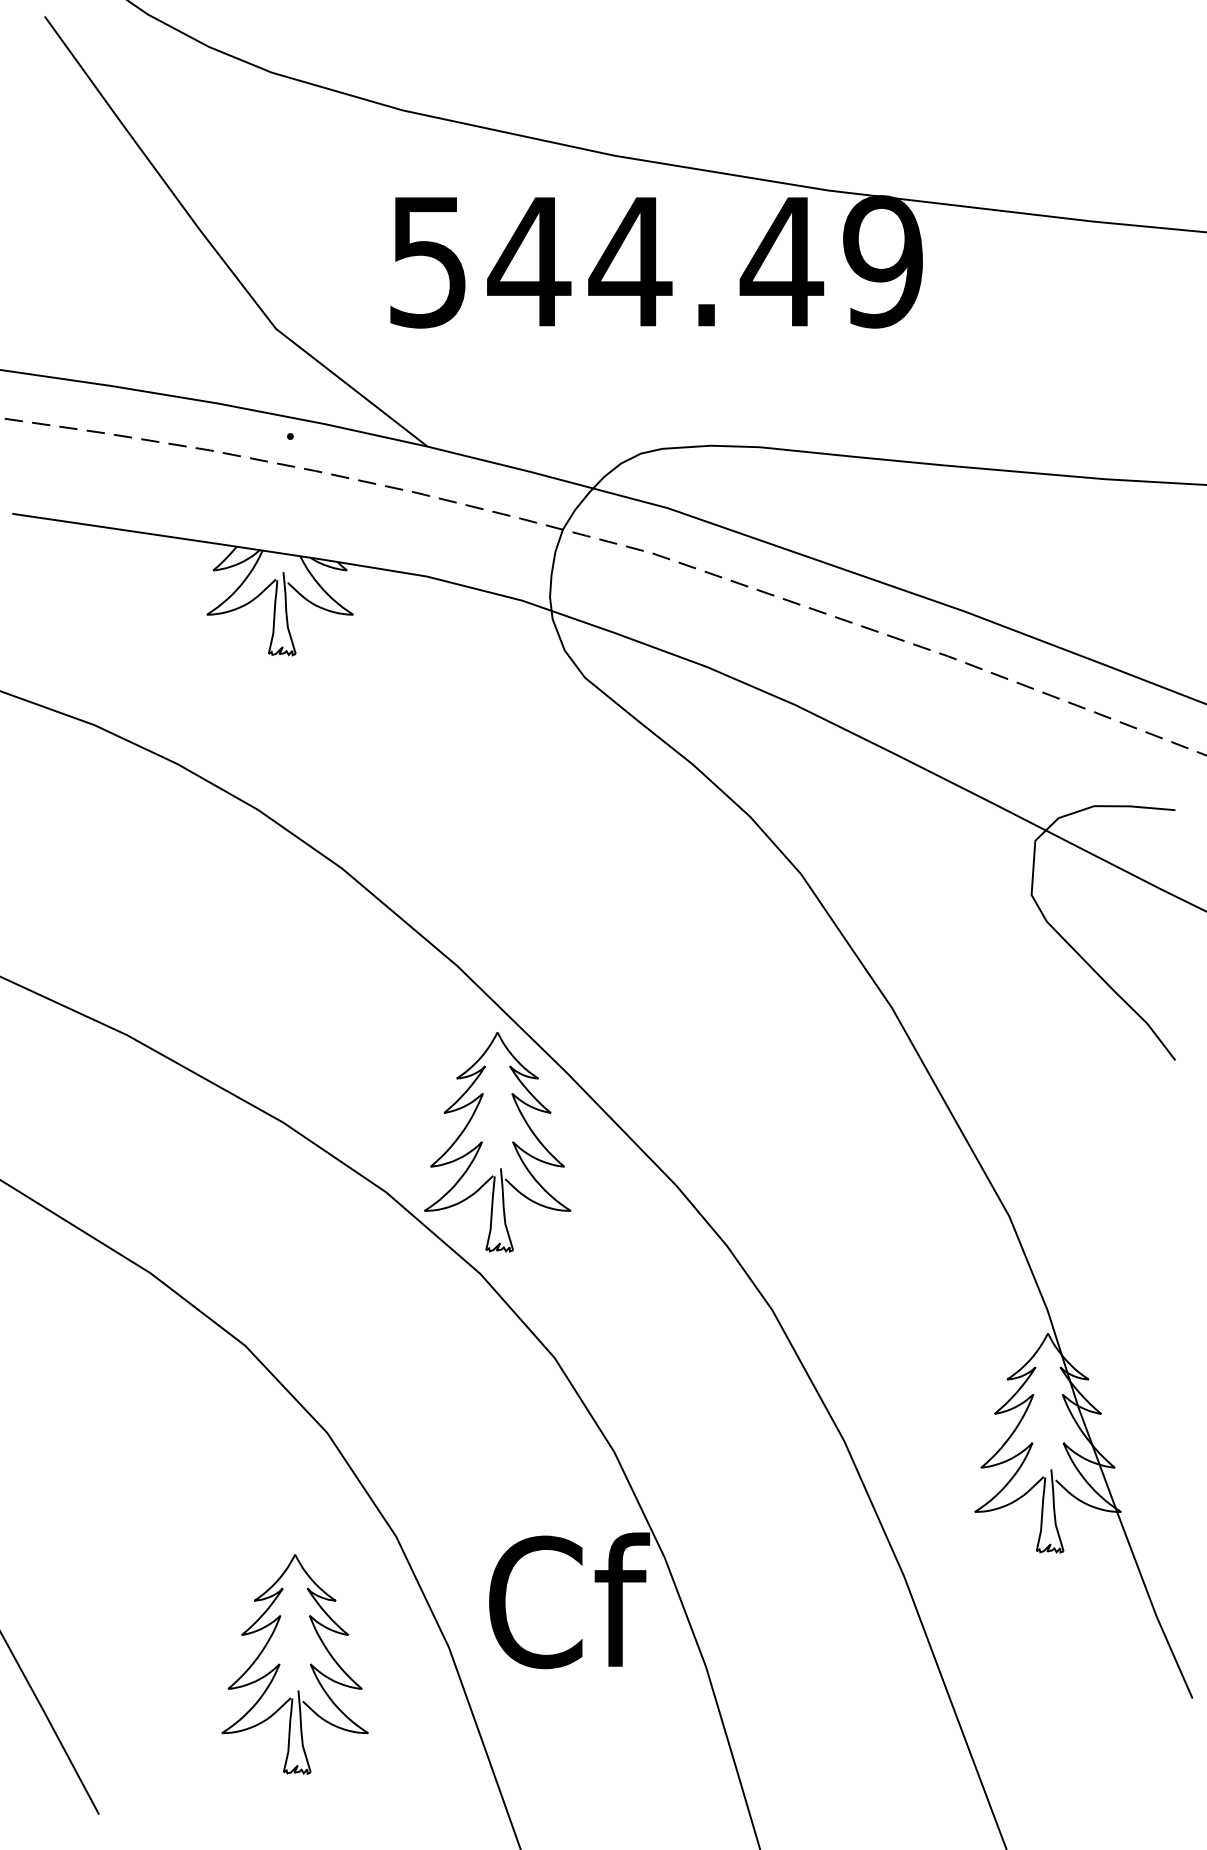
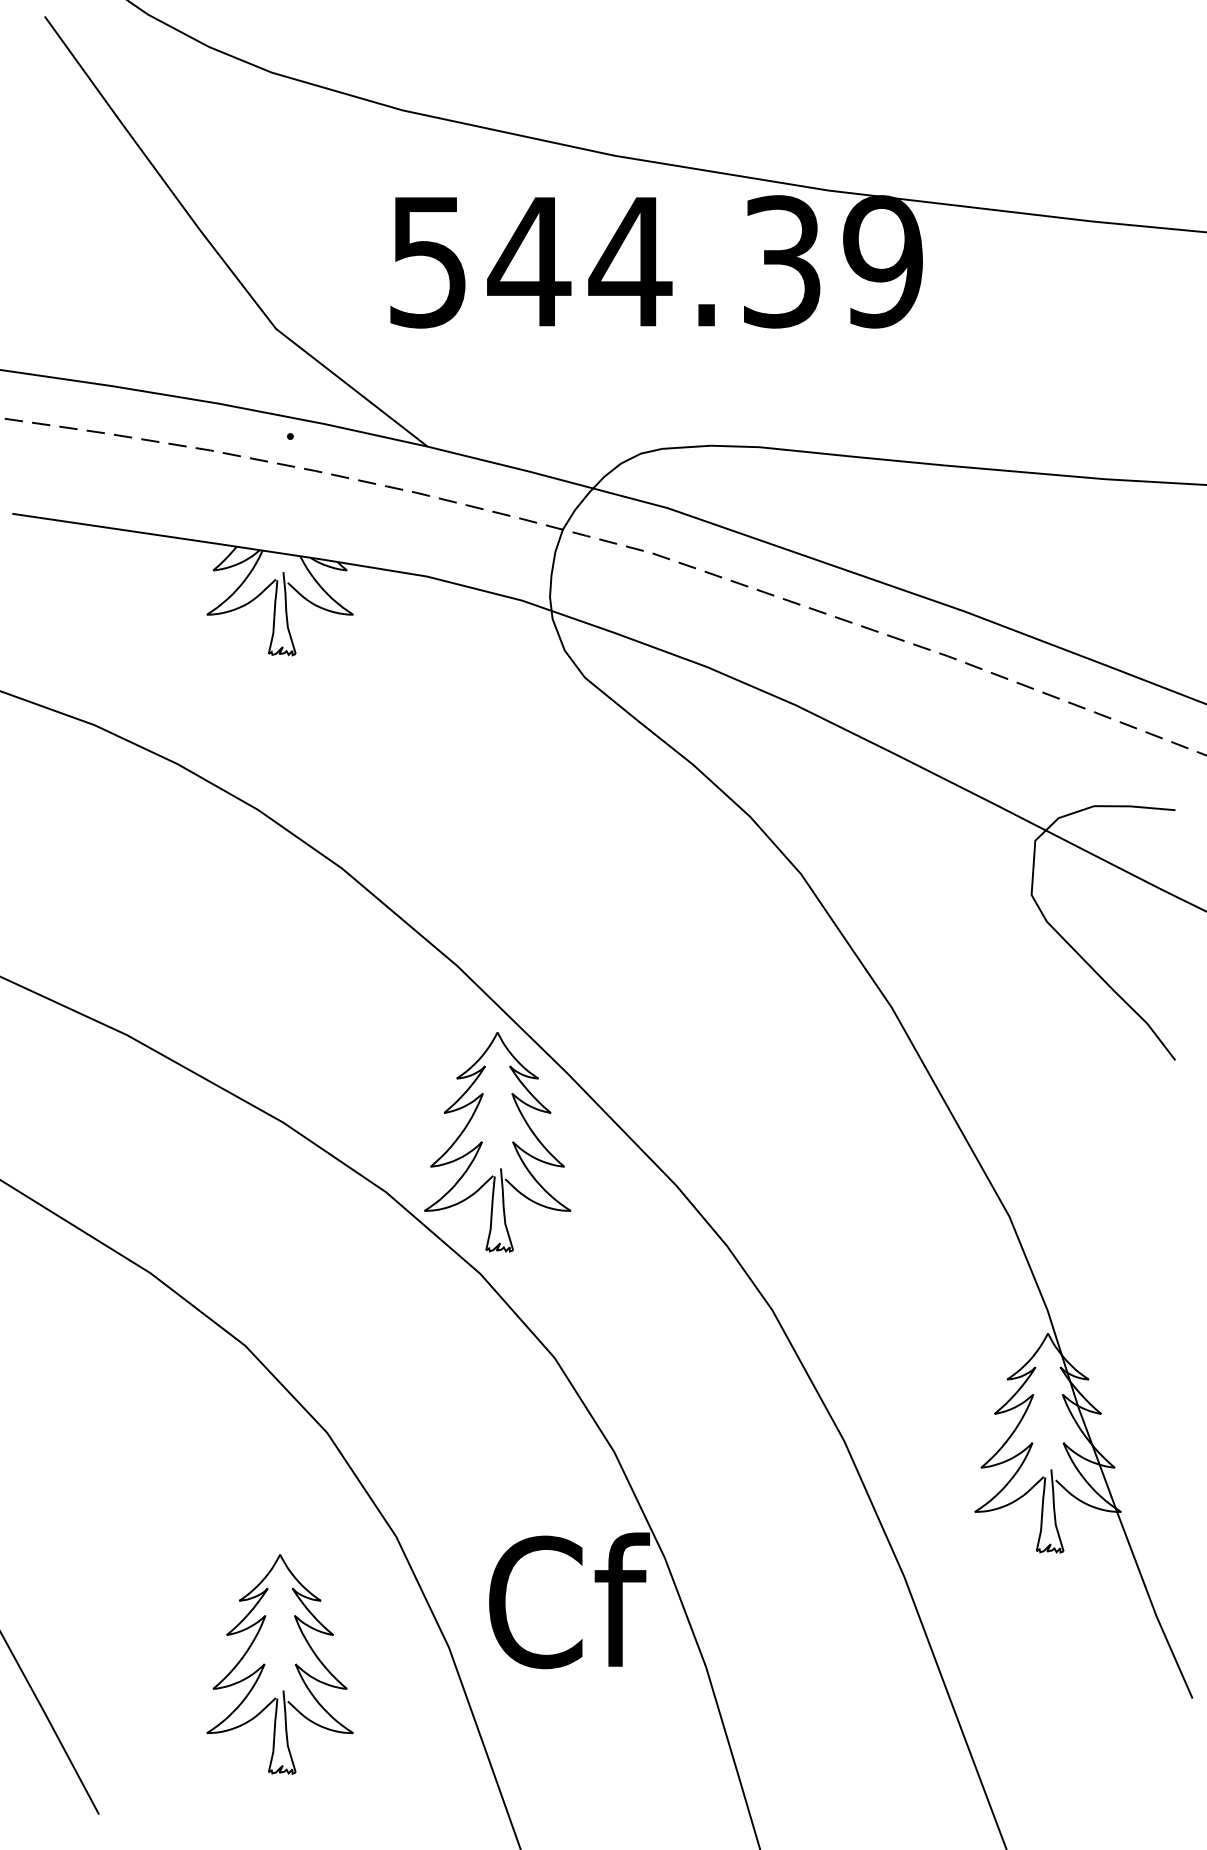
text: 544.49 -> 544.39 (781, 261)
part position: (280, 1664) -> (265, 1664) (265, 1664)
